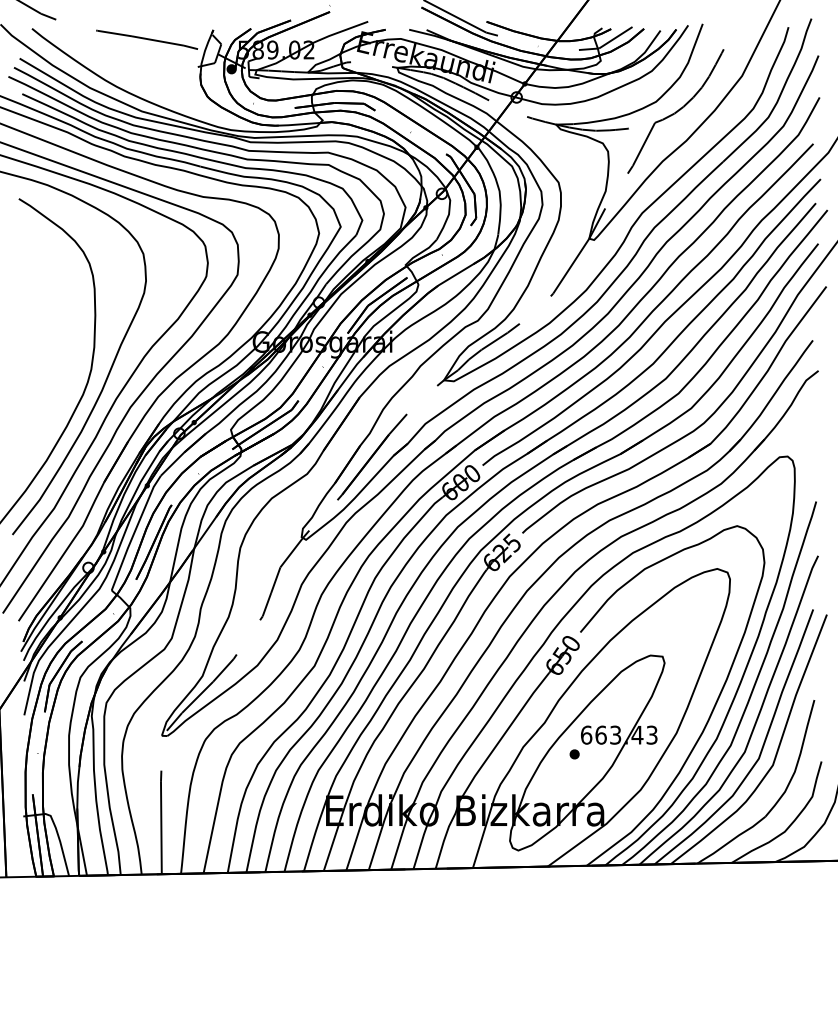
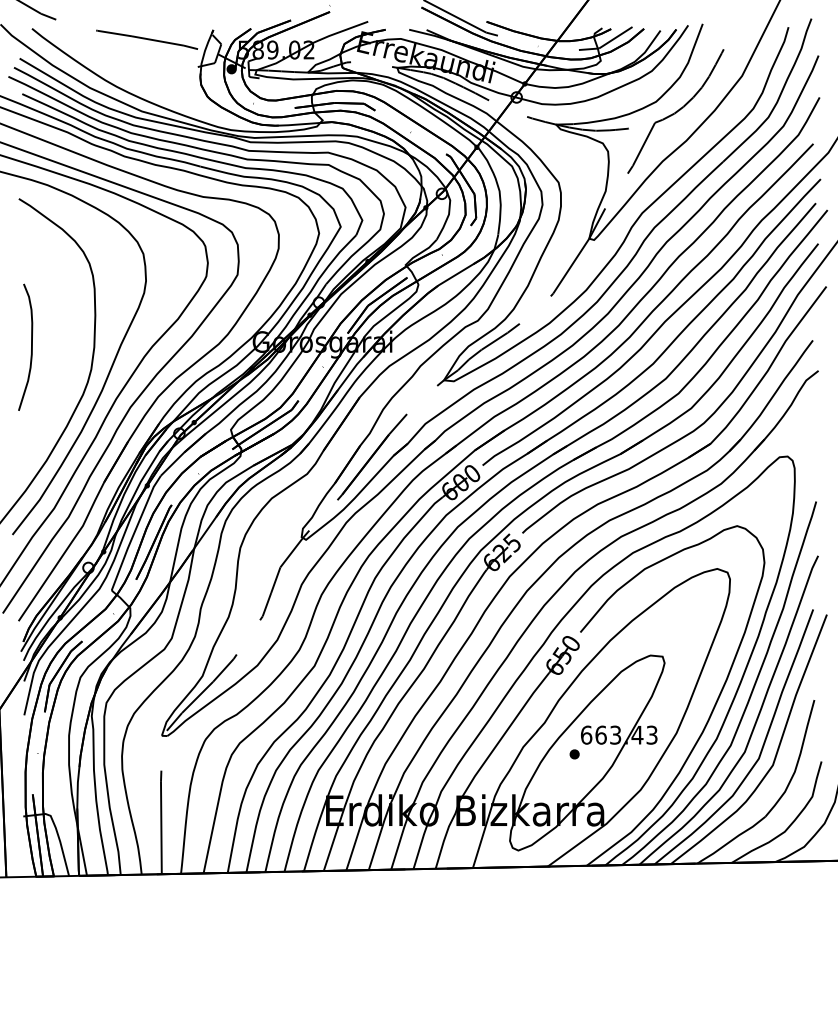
curve: none -> present (31, 346)
